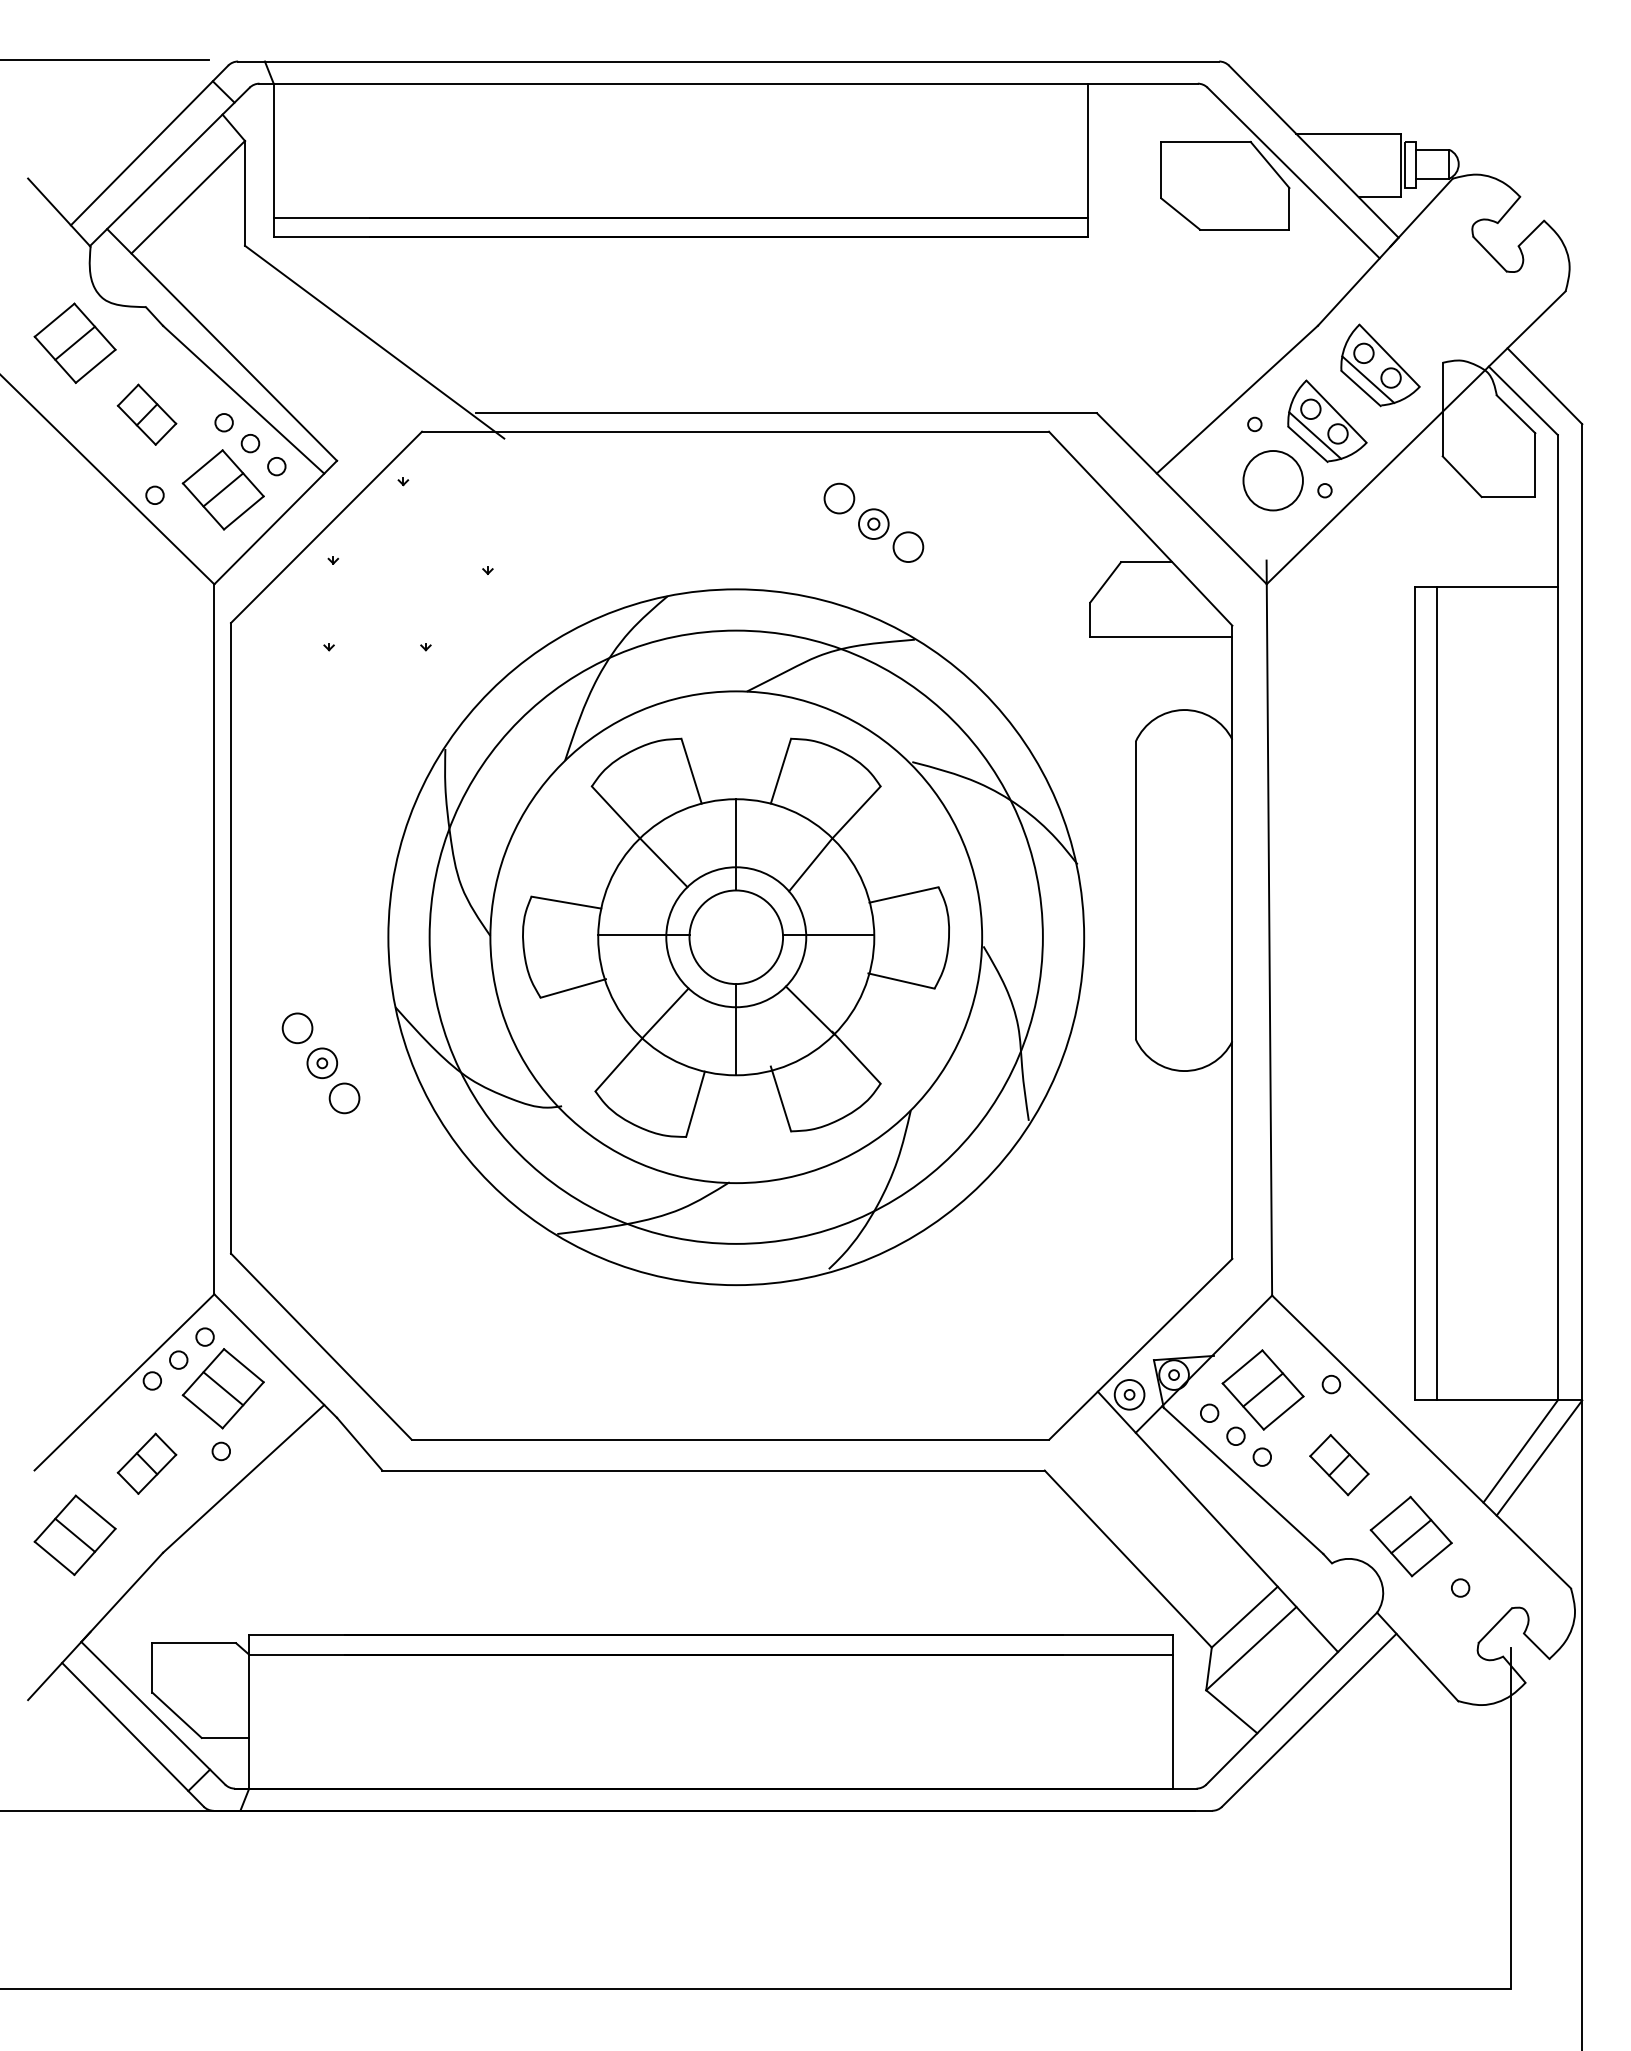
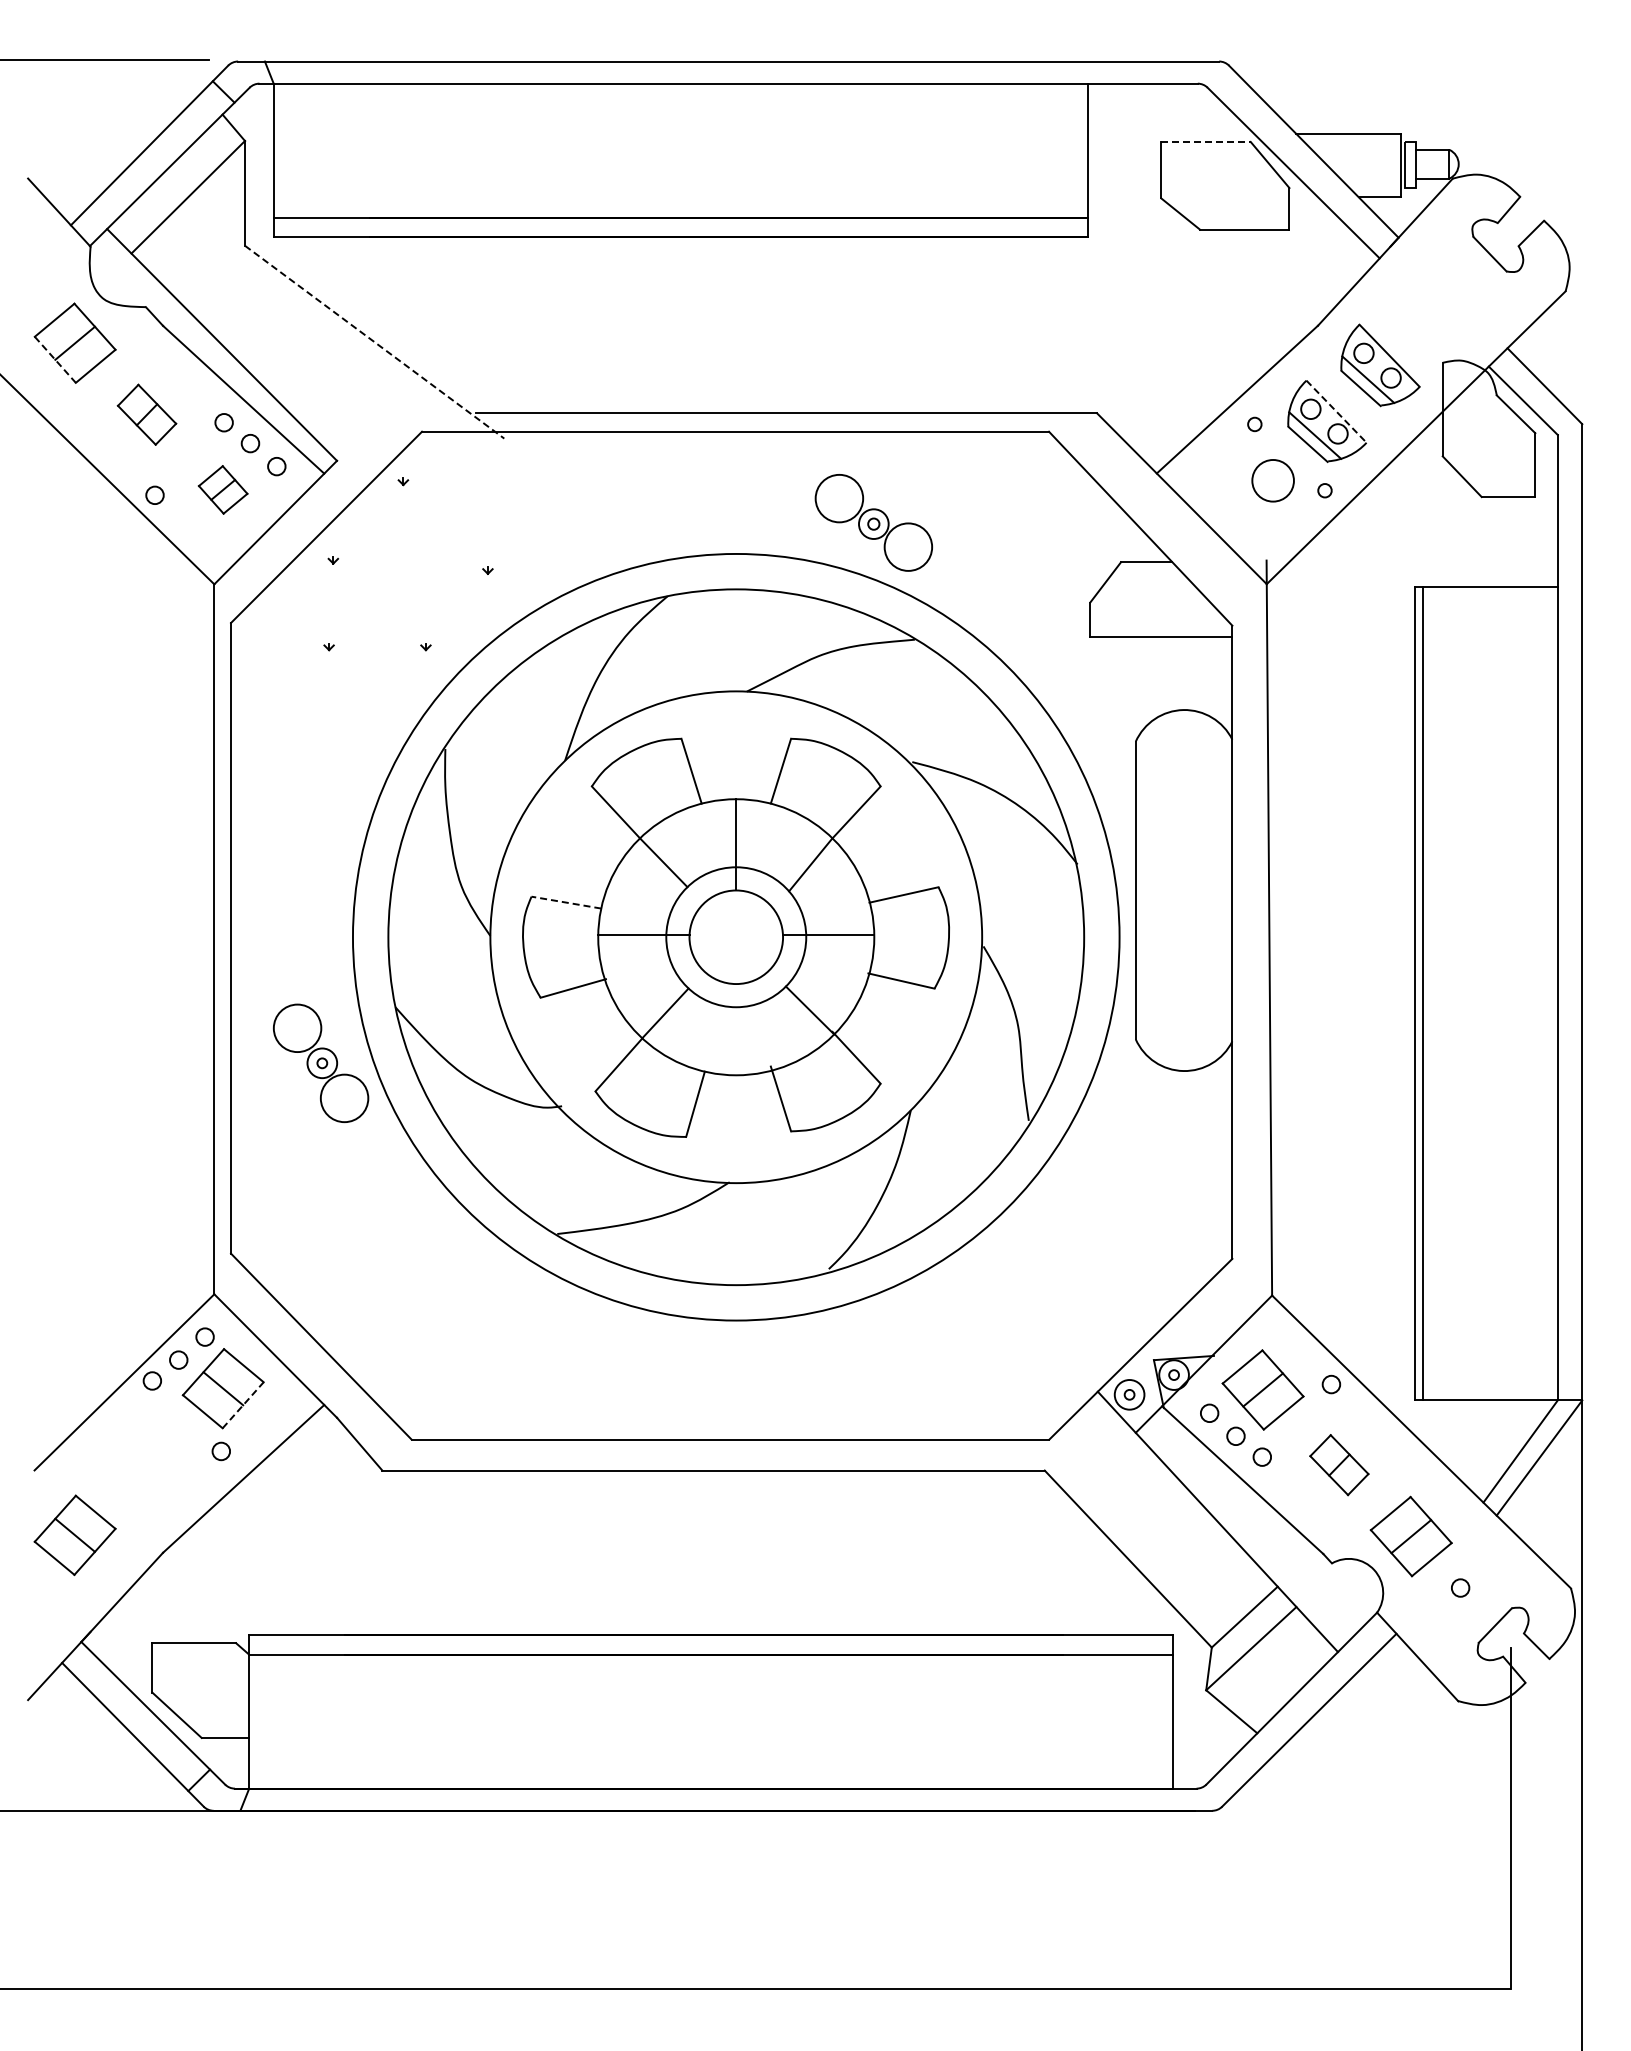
line: solid -> dashed (1206, 141)
line: solid -> dashed (374, 342)
line: solid -> dashed (55, 359)
line: solid -> dashed (1336, 412)
circle size: 62x62 px -> 44x44 px (1272, 480)
part size: 84x82 px -> 52x50 px (222, 489)
circle diameter: 30 px -> 47 px (839, 498)
circle diameter: 30 px -> 47 px (908, 546)
line: solid -> dashed (565, 902)
circle diameter: 613 px -> 767 px (735, 936)
line position: (1437, 993) -> (1423, 993) (1423, 993)
circle diameter: 30 px -> 47 px (297, 1028)
line: present -> none (736, 1029)
circle diameter: 30 px -> 47 px (344, 1098)
line: solid -> dashed (243, 1405)
part: present -> none (146, 1463)
